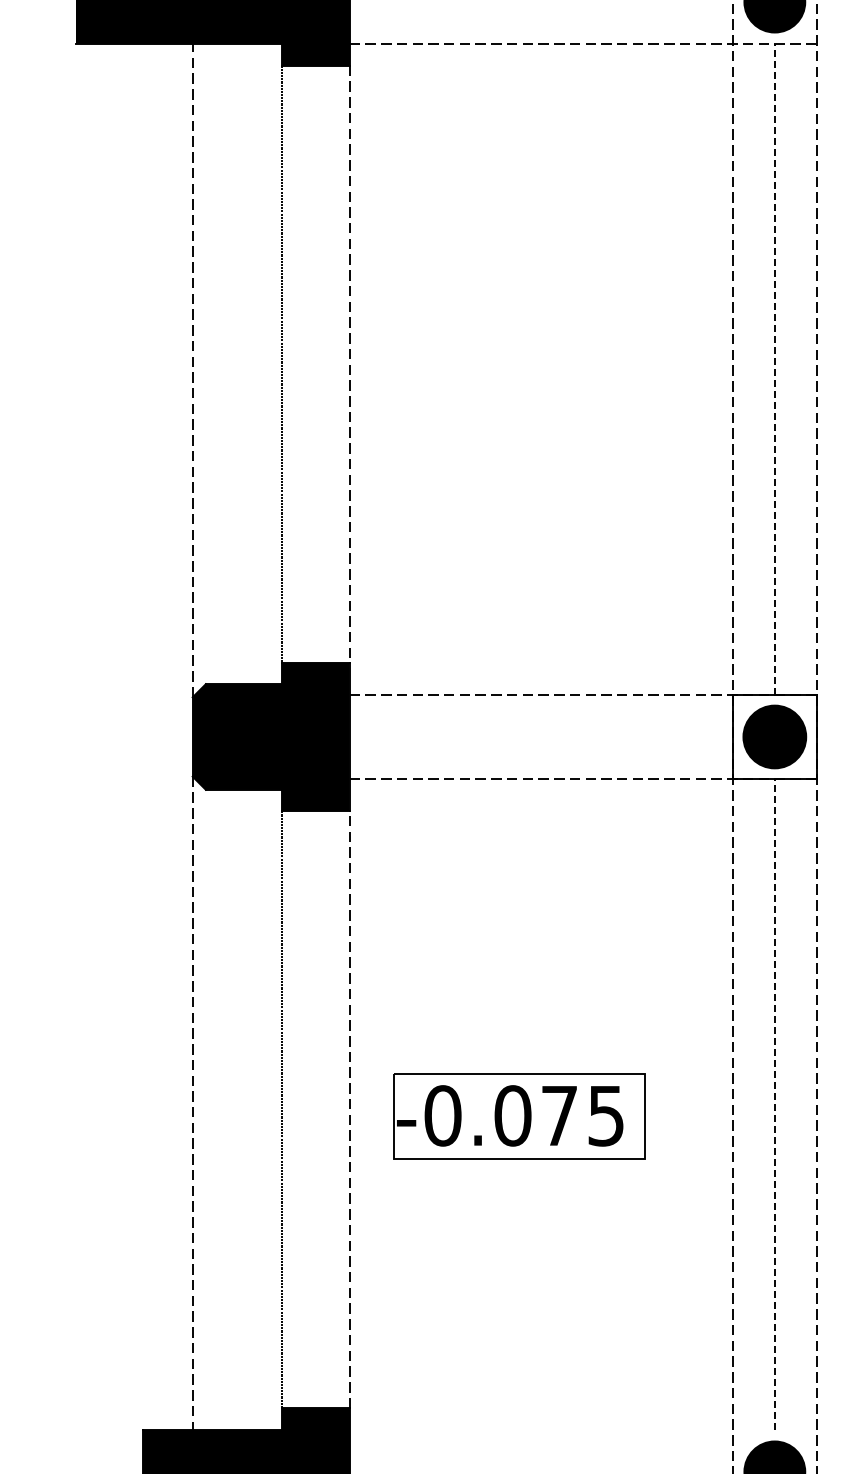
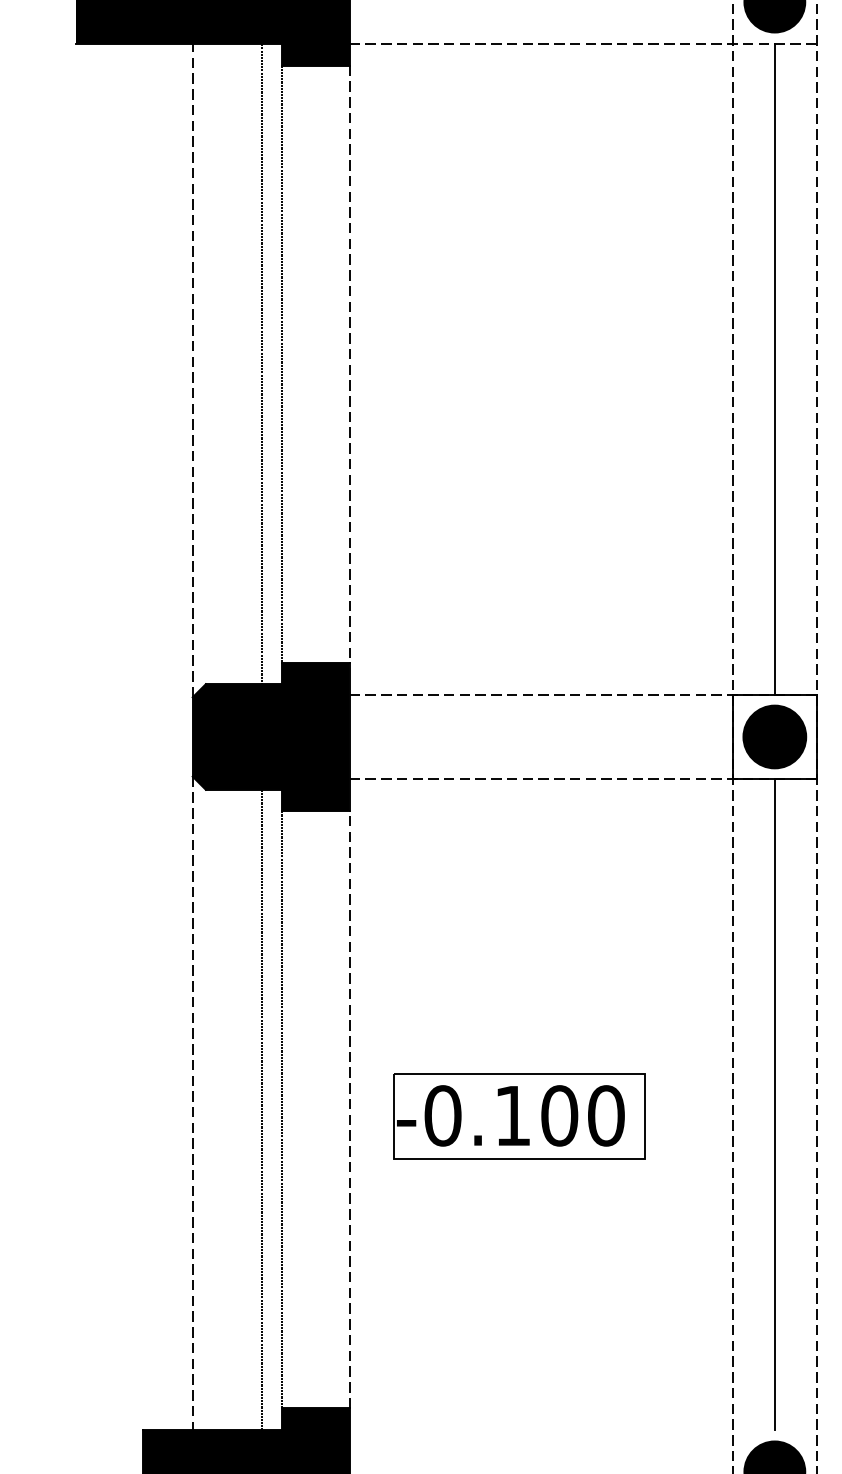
line: none -> present (262, 364)
line: dashed -> solid (774, 369)
line: dashed -> solid (774, 1103)
line: none -> present (262, 1109)
text: -0.075 -> -0.100 (559, 1115)
